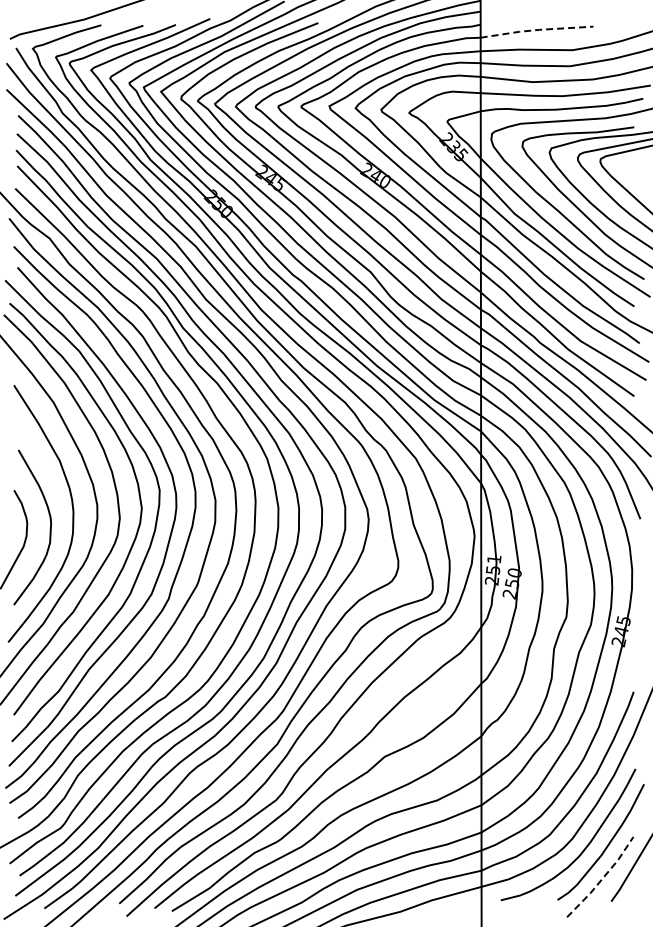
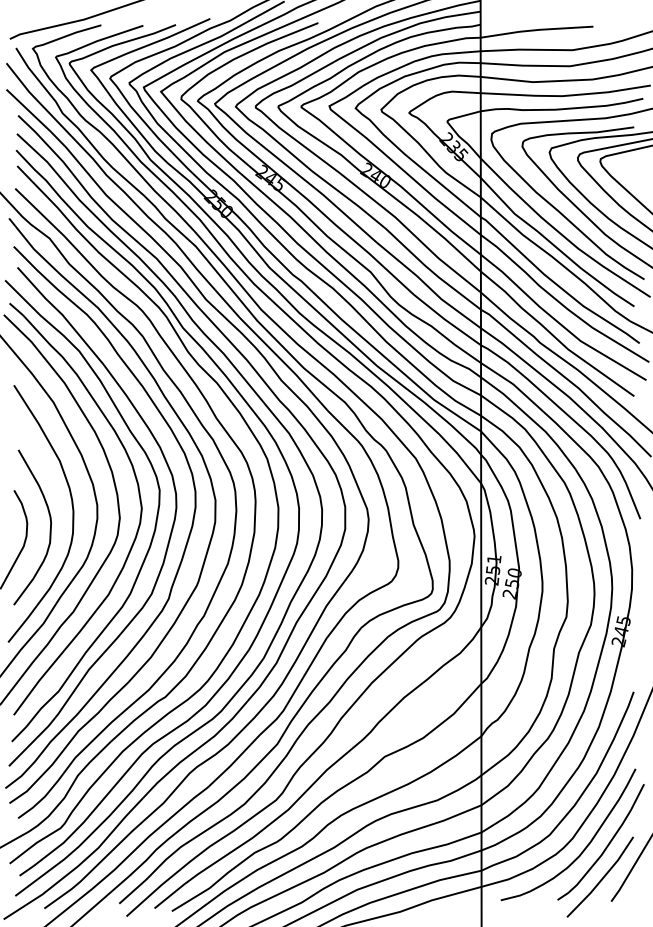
line: dashed -> solid (536, 30)
line: dashed -> solid (602, 878)
